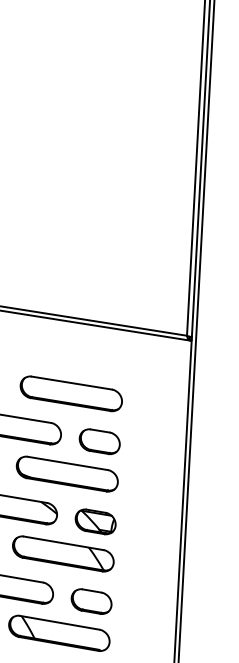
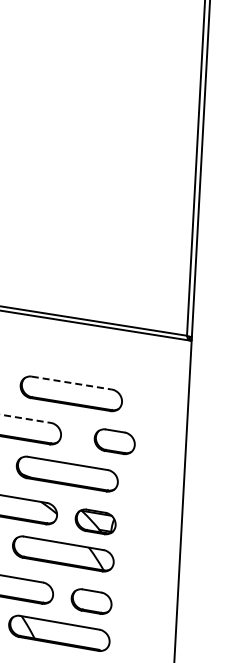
line: present -> none (196, 330)
line: solid -> dashed (71, 383)
line: solid -> dashed (26, 418)
part position: (99, 441) -> (114, 441) (114, 441)
